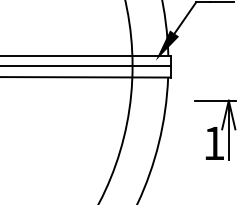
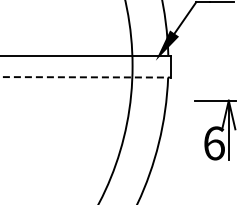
line: present -> none (86, 66)
line: solid -> dashed (85, 77)
text: 1 -> 6 (214, 143)
